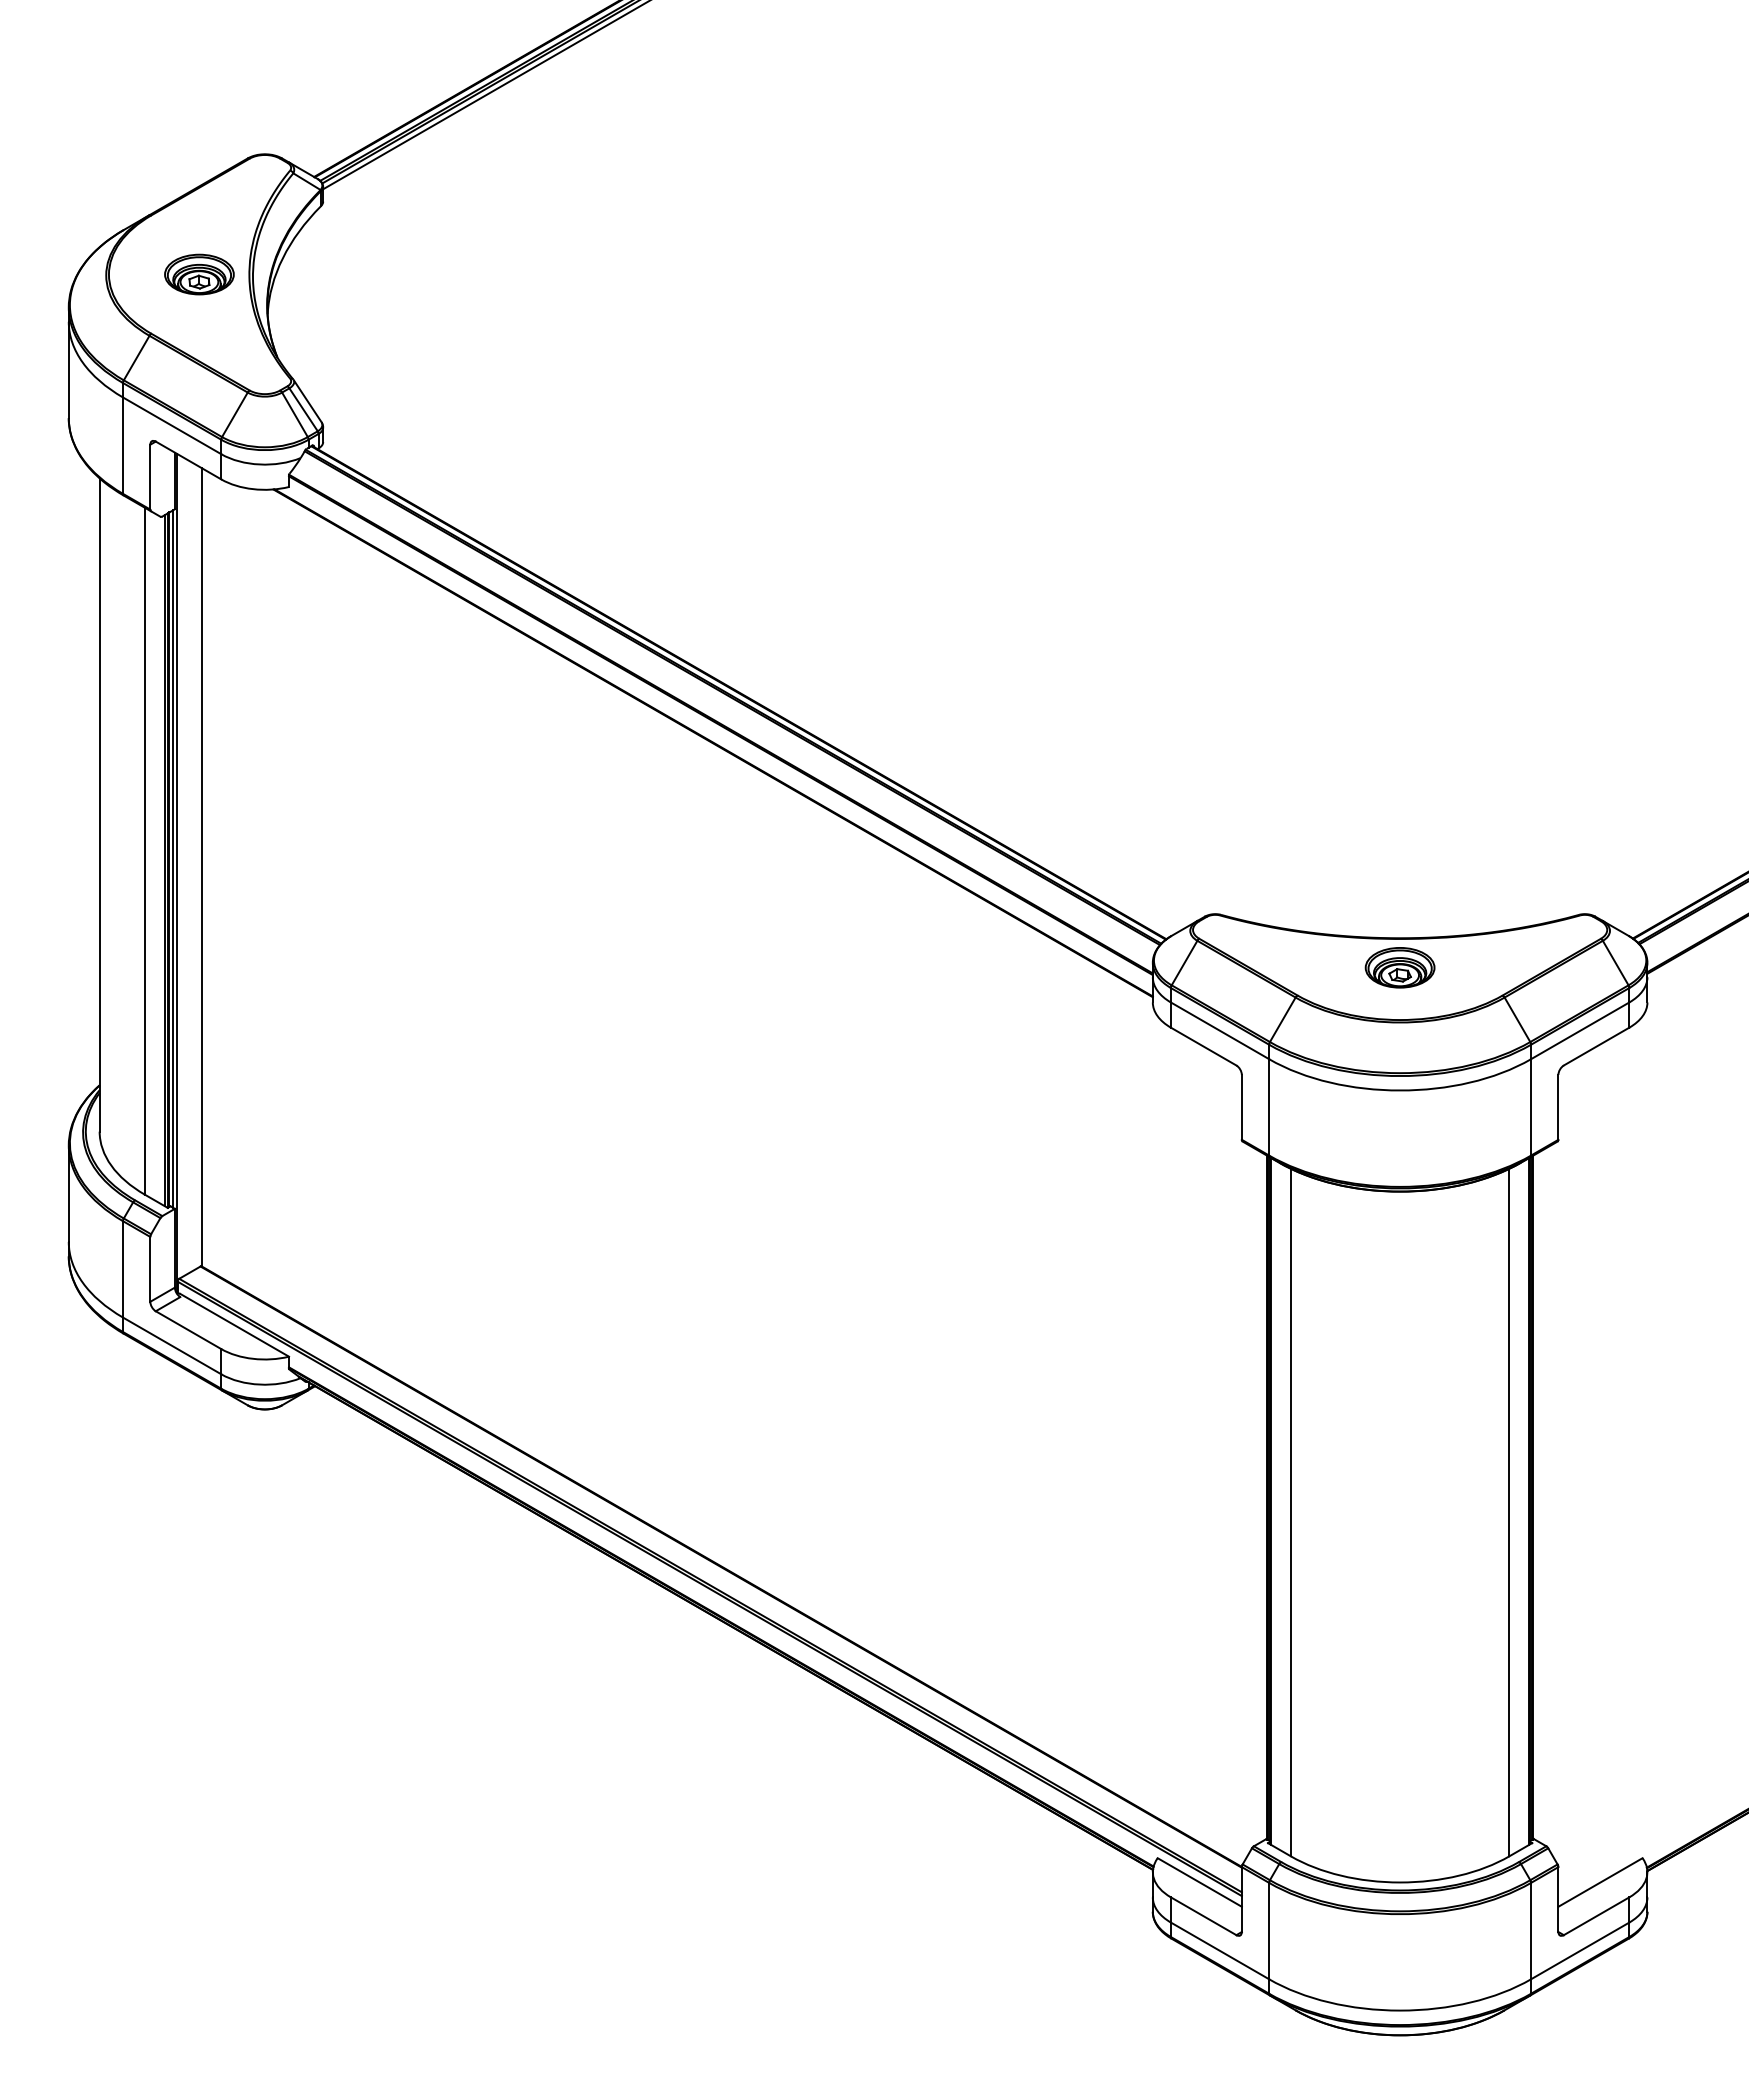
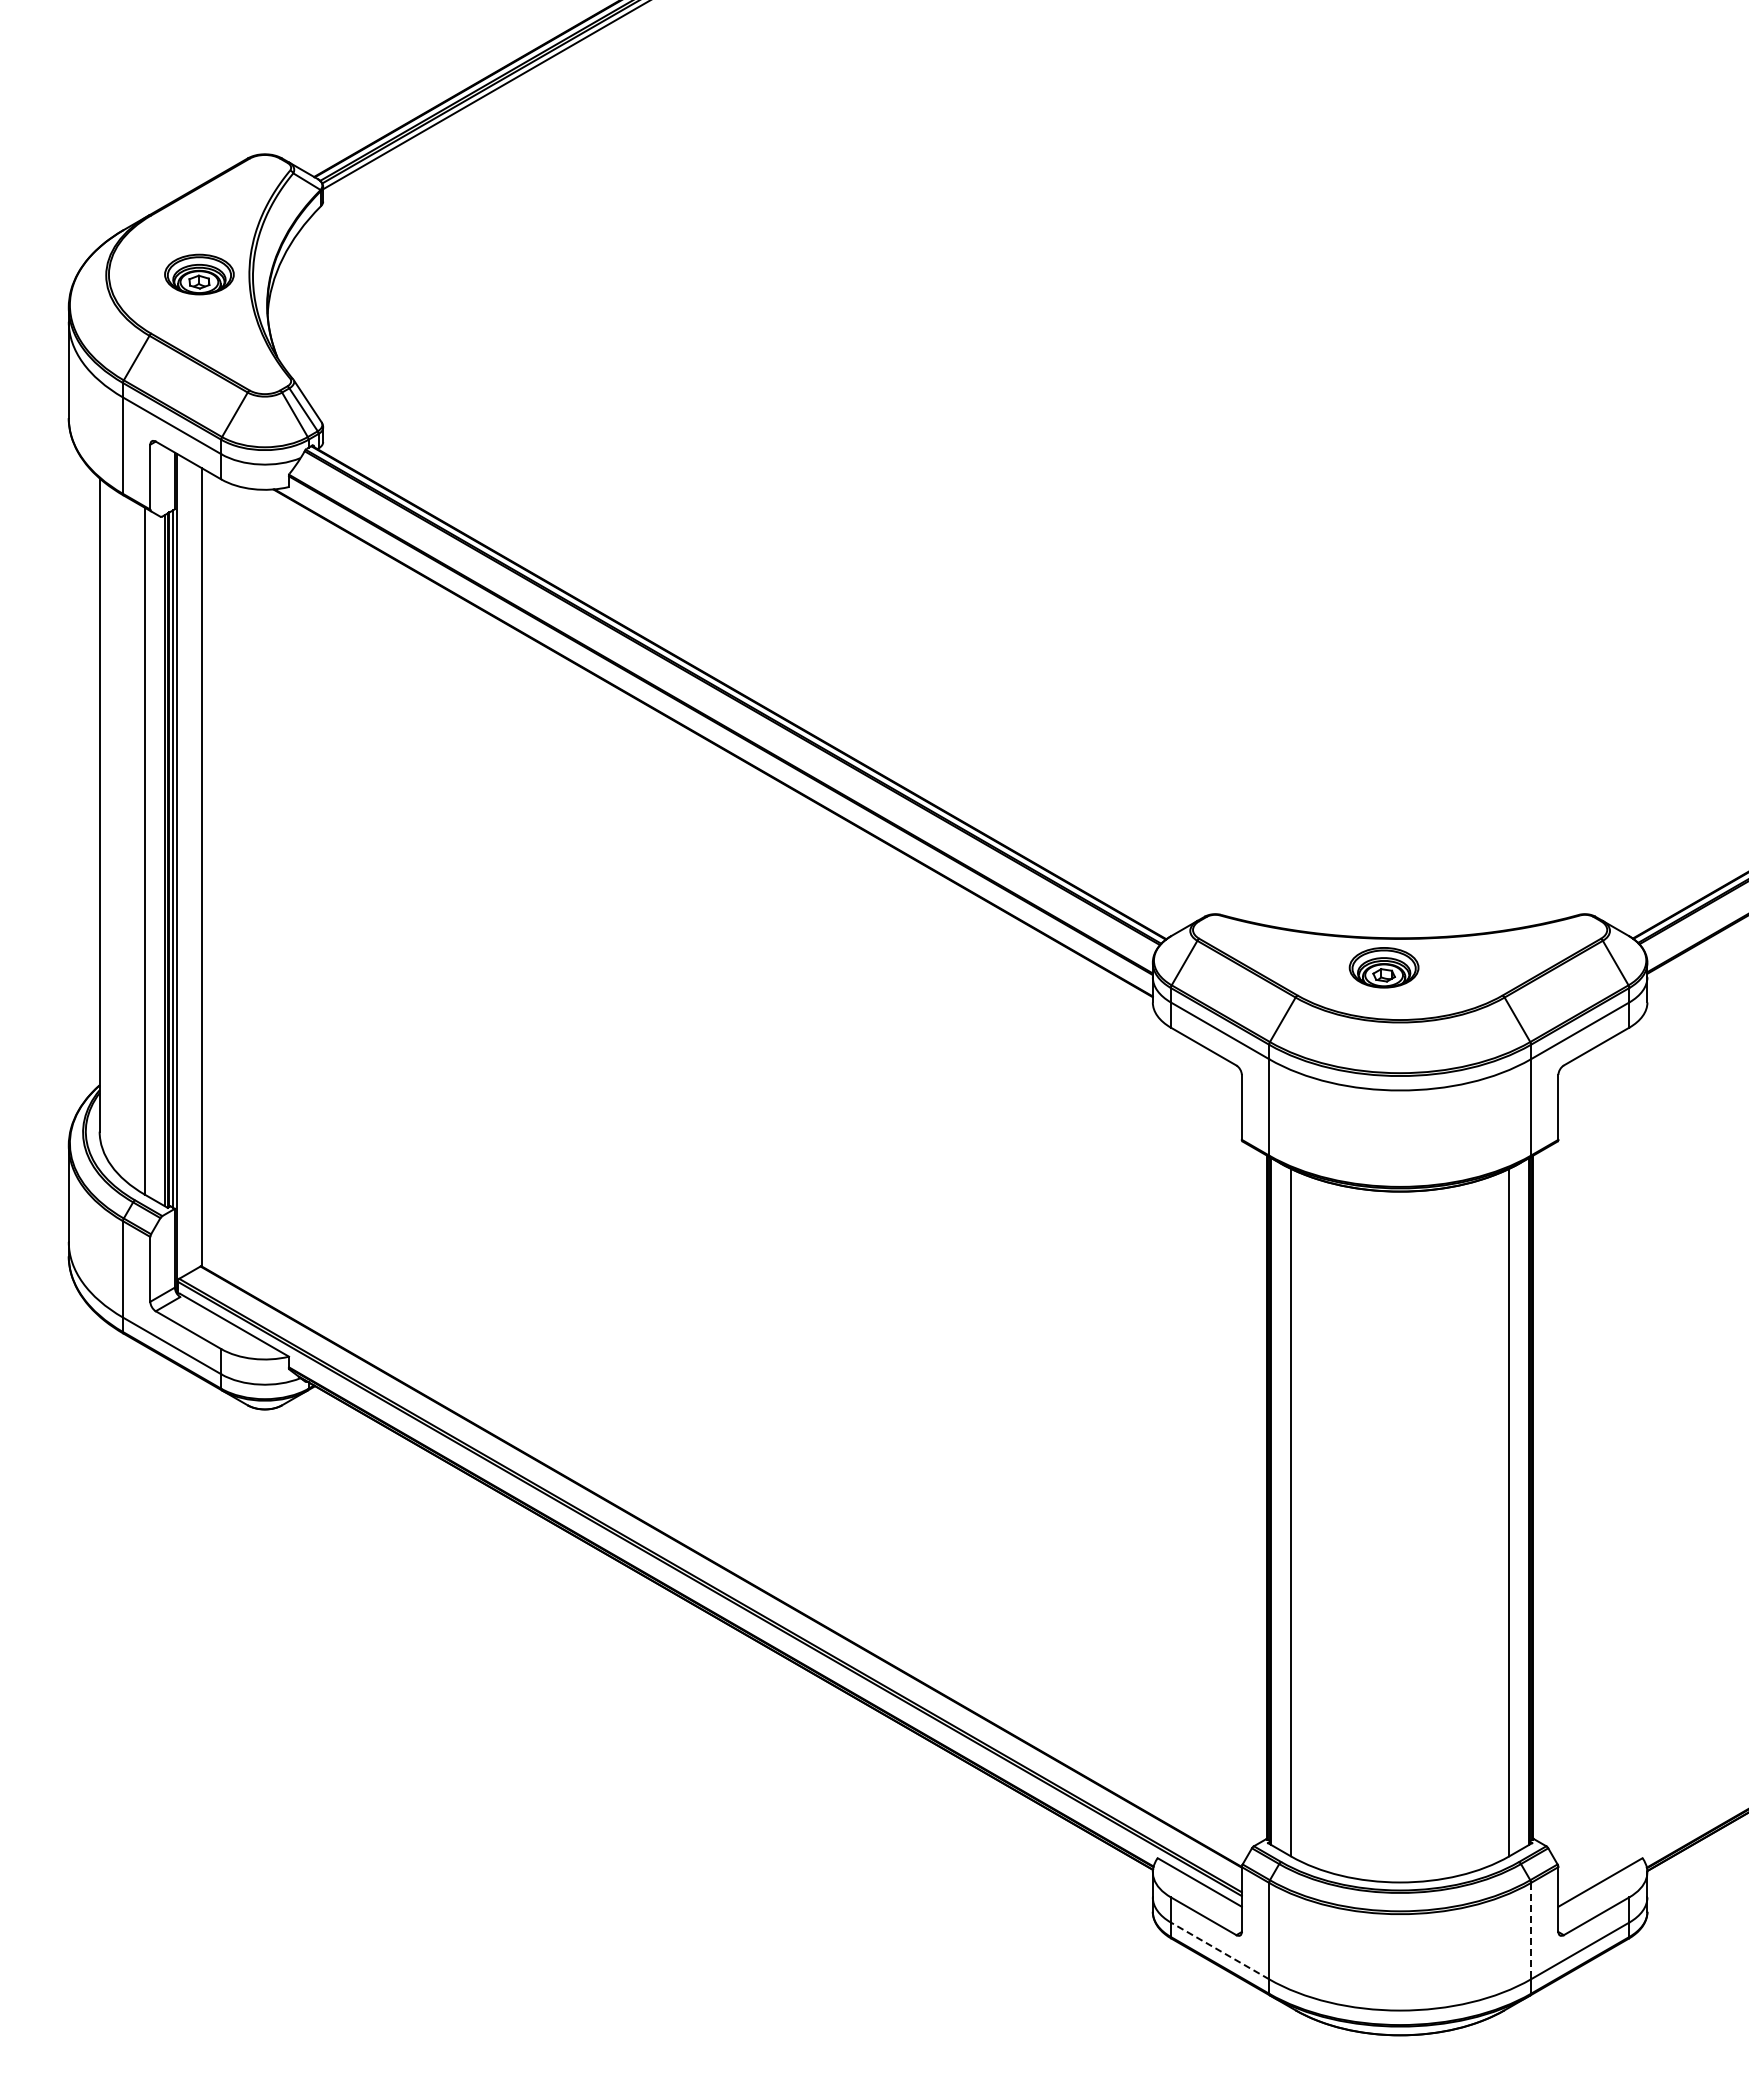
part position: (1399, 967) -> (1383, 967) (1383, 967)
line: solid -> dashed (1531, 1931)
line: solid -> dashed (1220, 1950)
